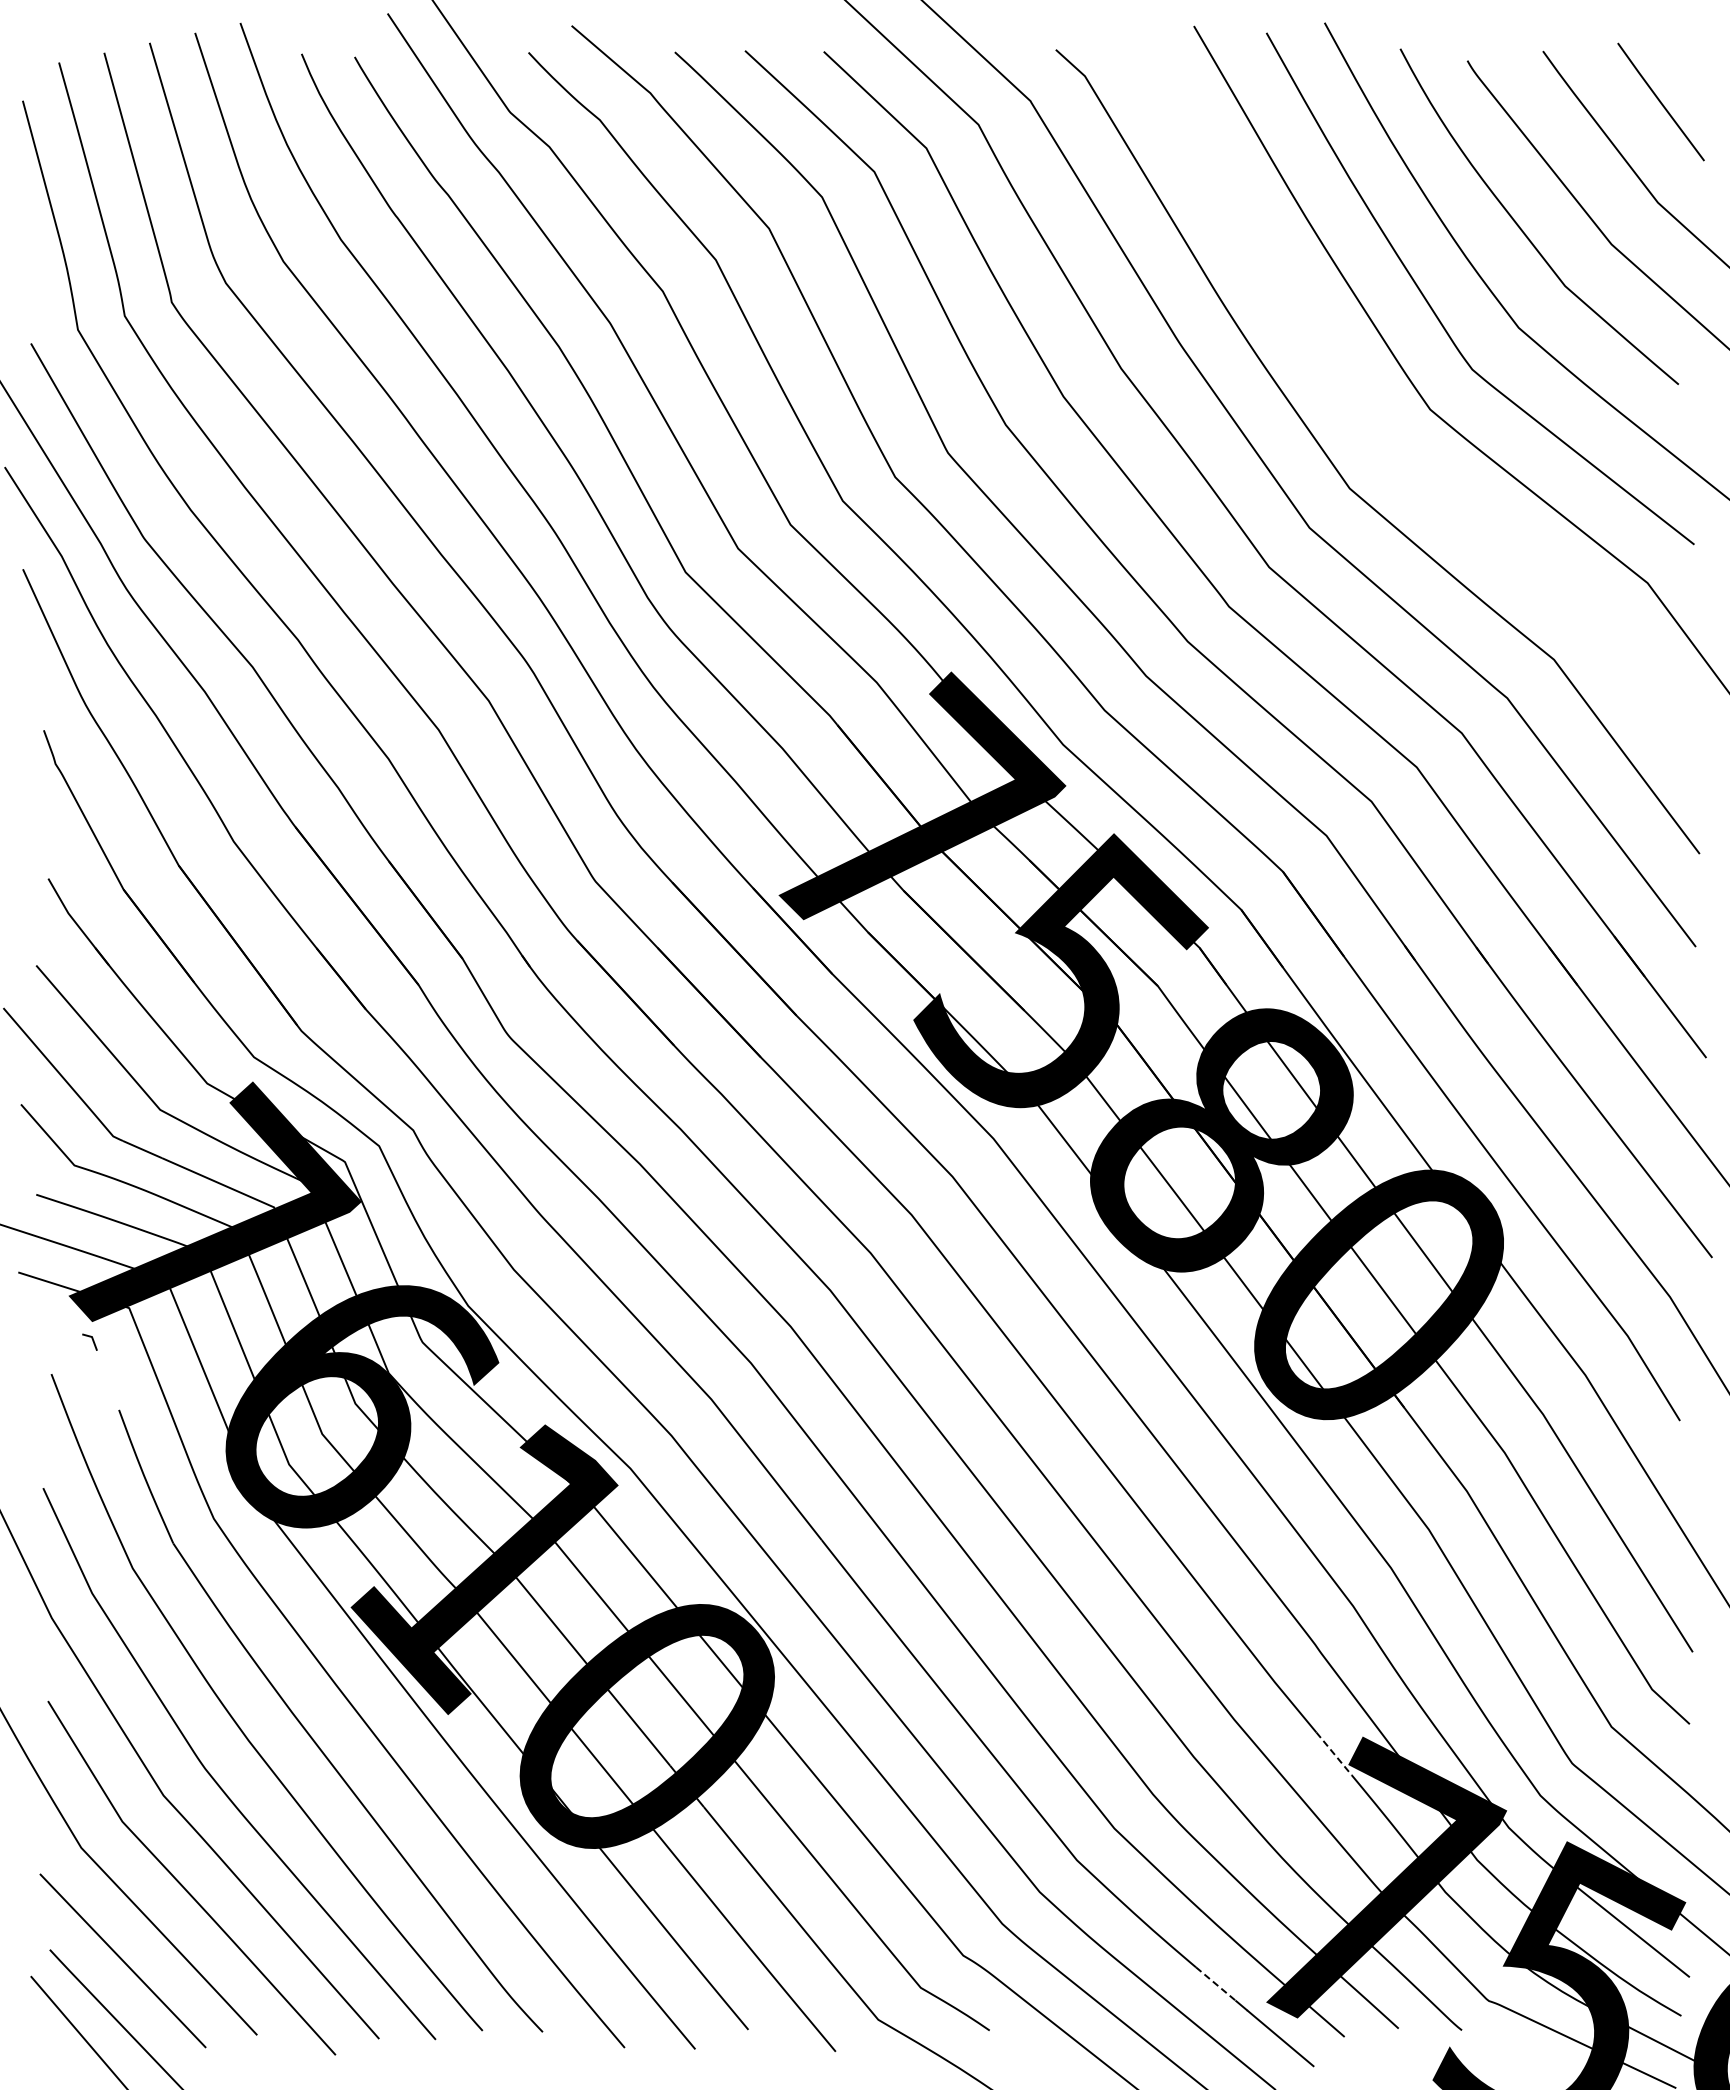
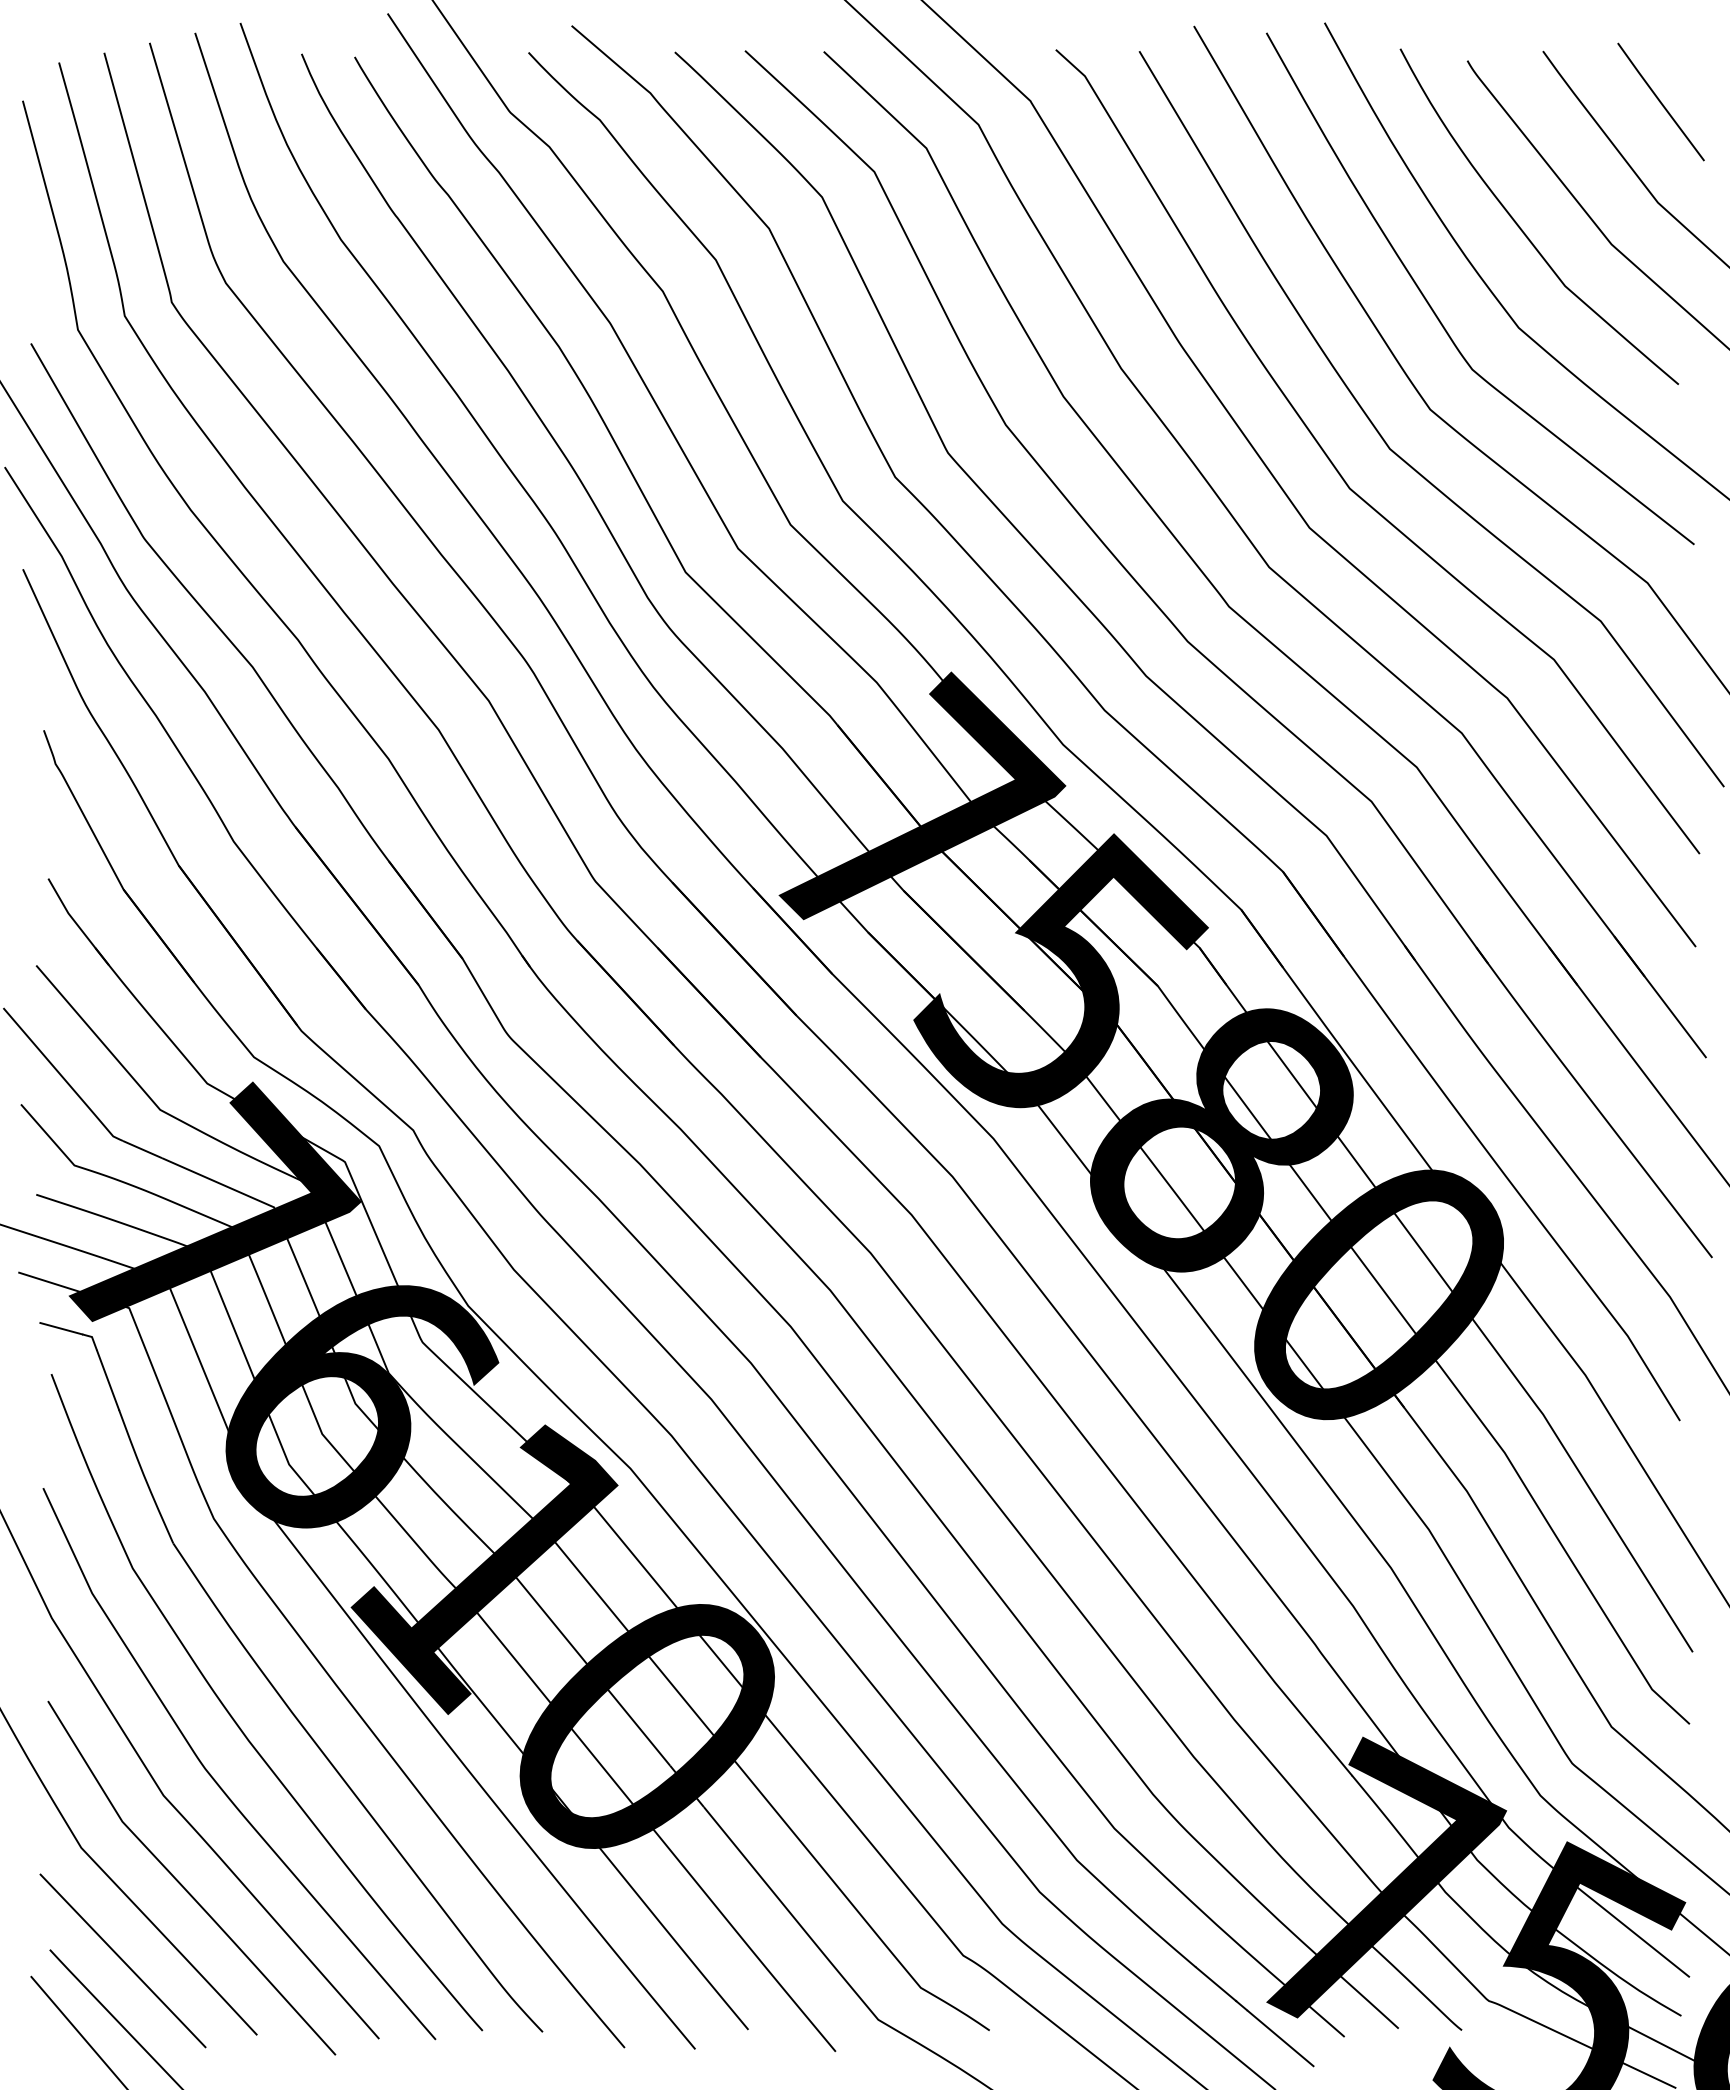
curve: none -> present (1398, 454)
line: none -> present (61, 1328)
line: none -> present (108, 1379)
line: dashed -> solid (1334, 1753)
line: dashed -> solid (1216, 1984)
